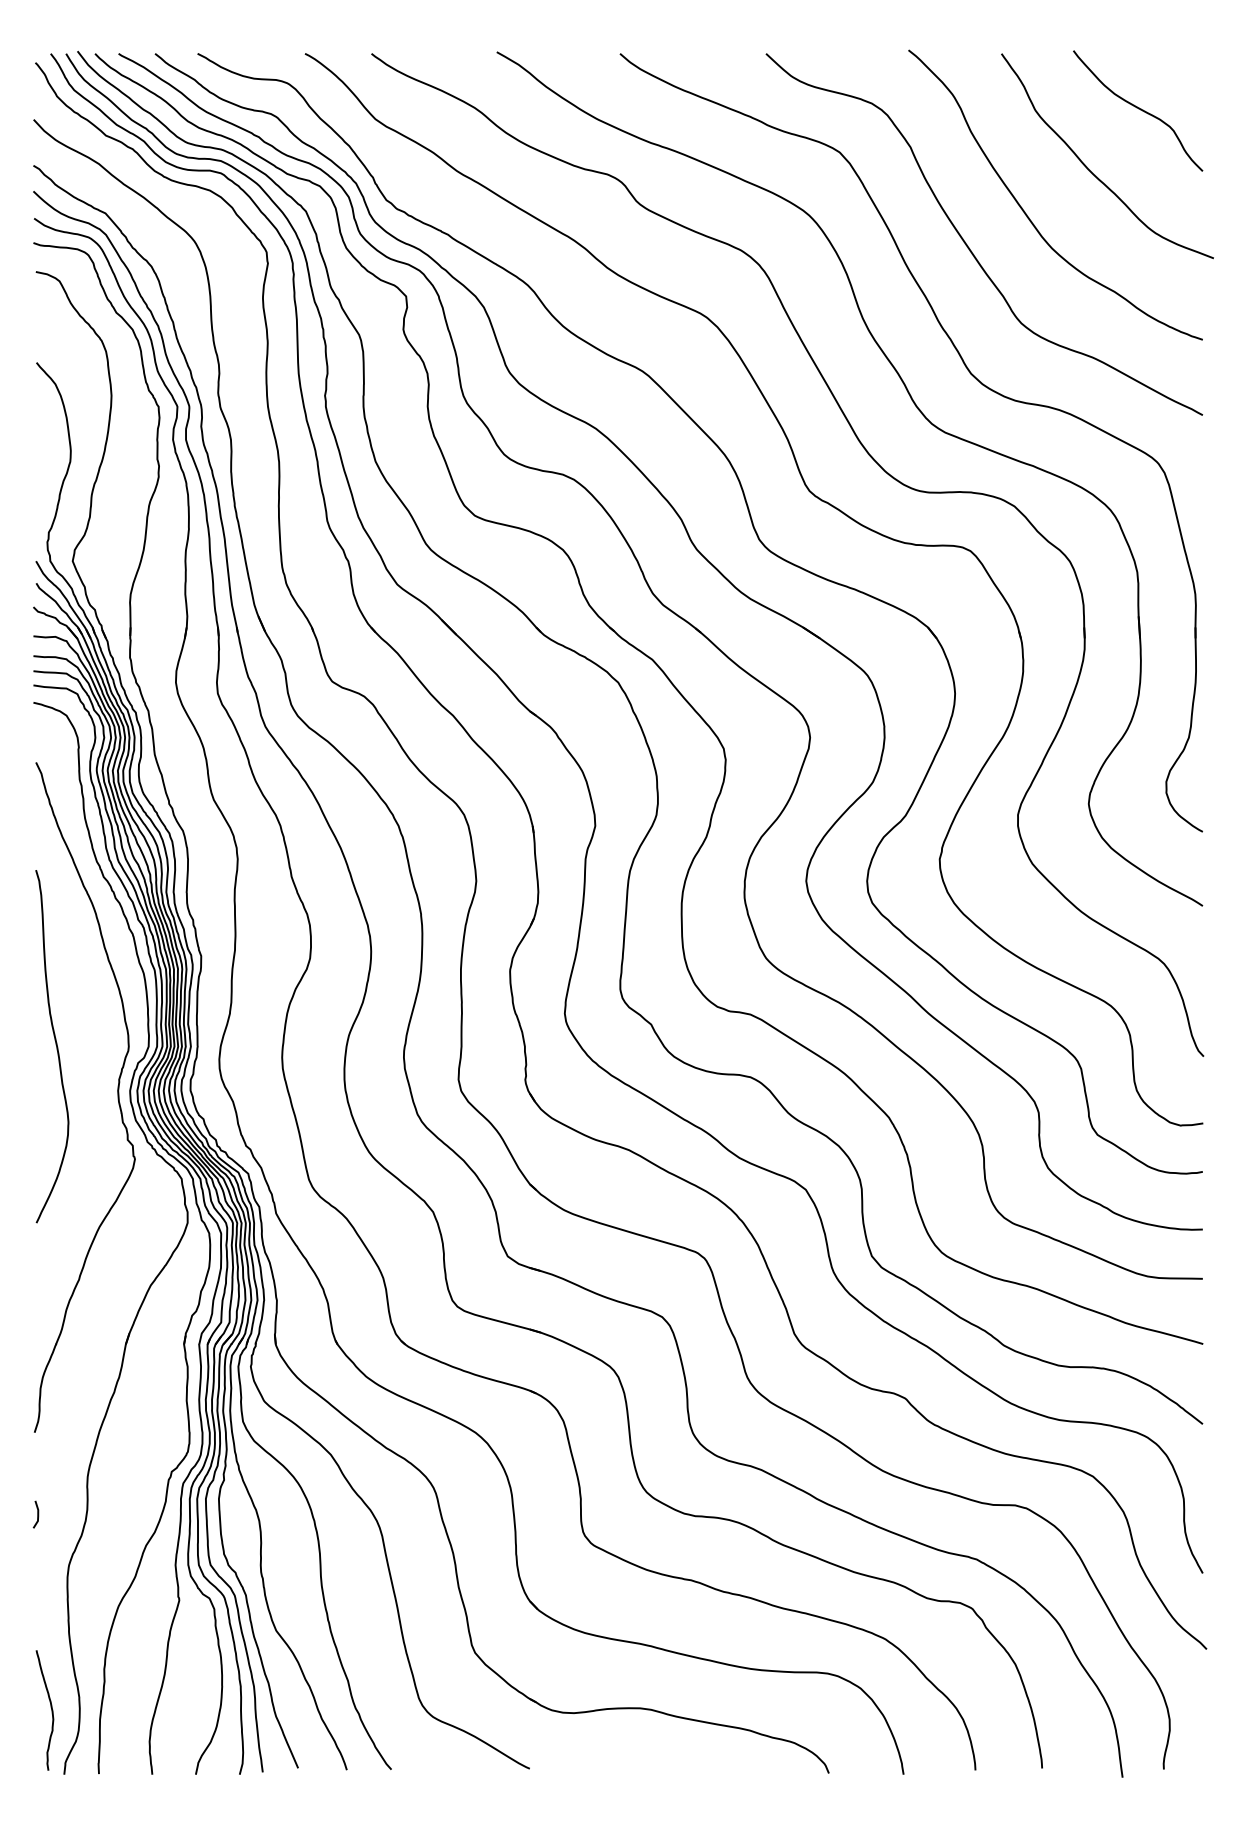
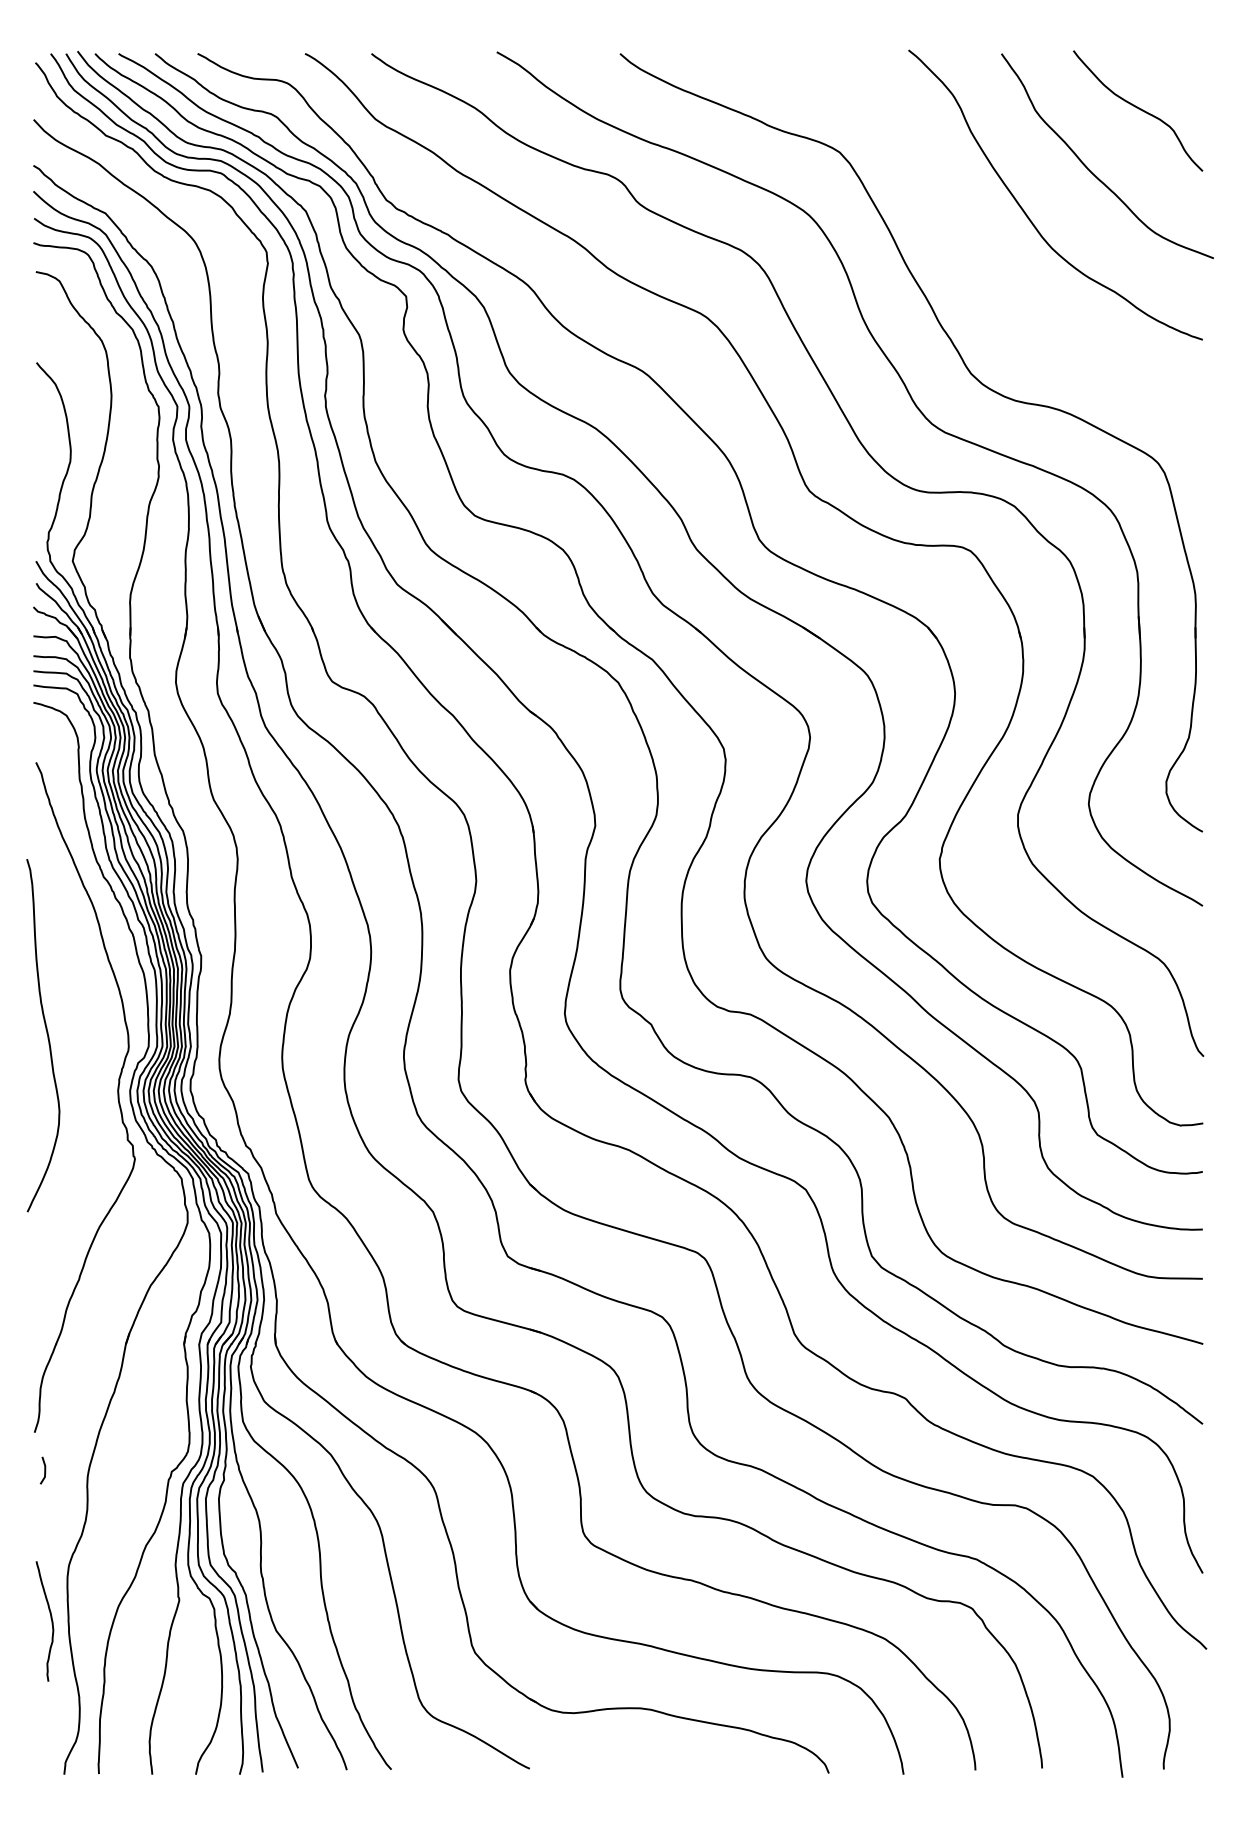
curve: present -> none (967, 244)
curve position: (55, 1044) -> (46, 1033) (46, 1033)
line position: (37, 1514) -> (44, 1470) (44, 1470)
curve position: (50, 1707) -> (50, 1618) (50, 1618)
